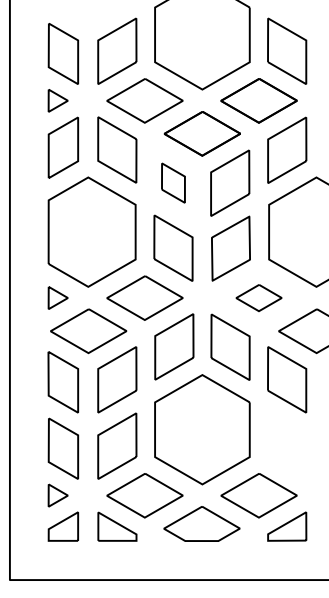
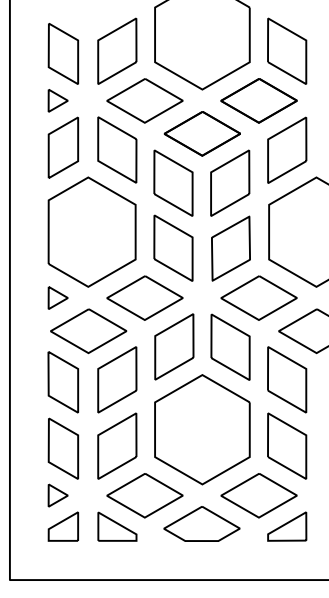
part size: 25x42 px -> 41x68 px (173, 182)
part size: 48x28 px -> 78x46 px (258, 297)
part: none -> present (287, 445)
